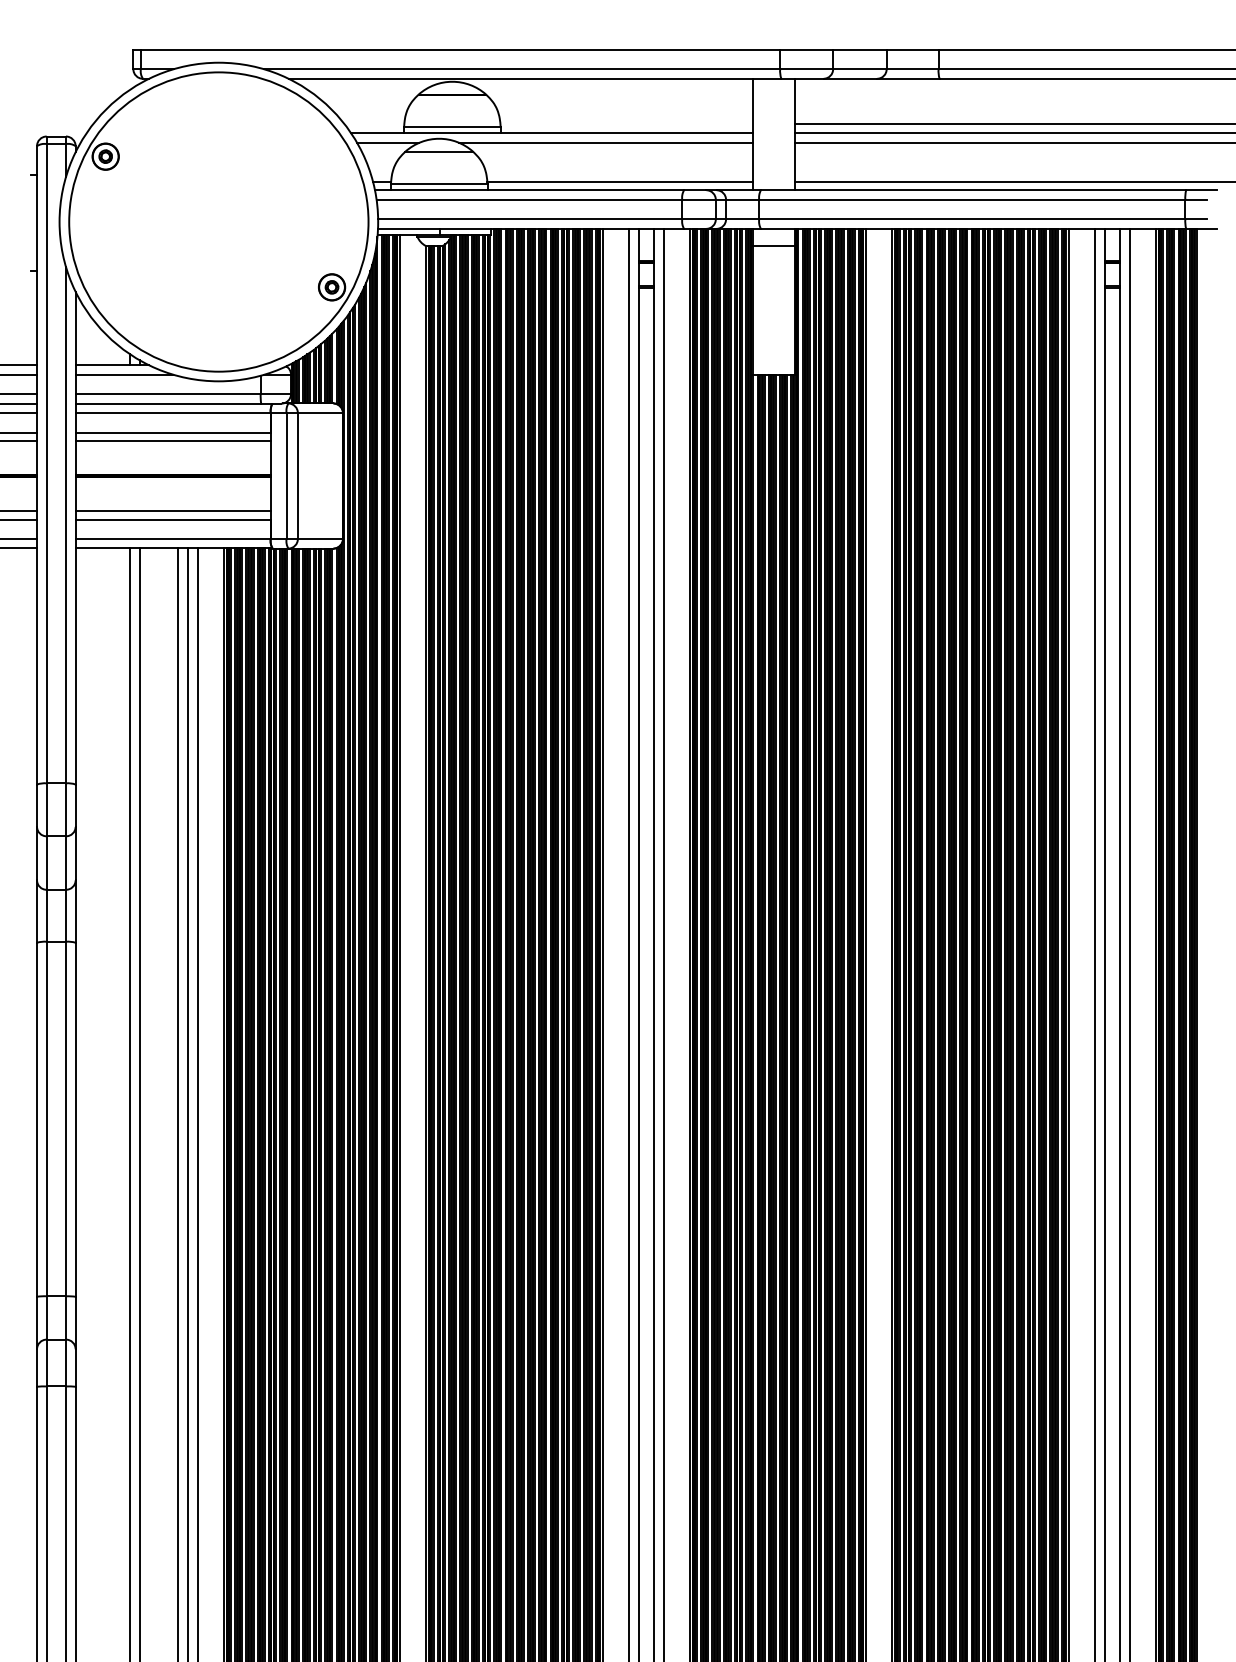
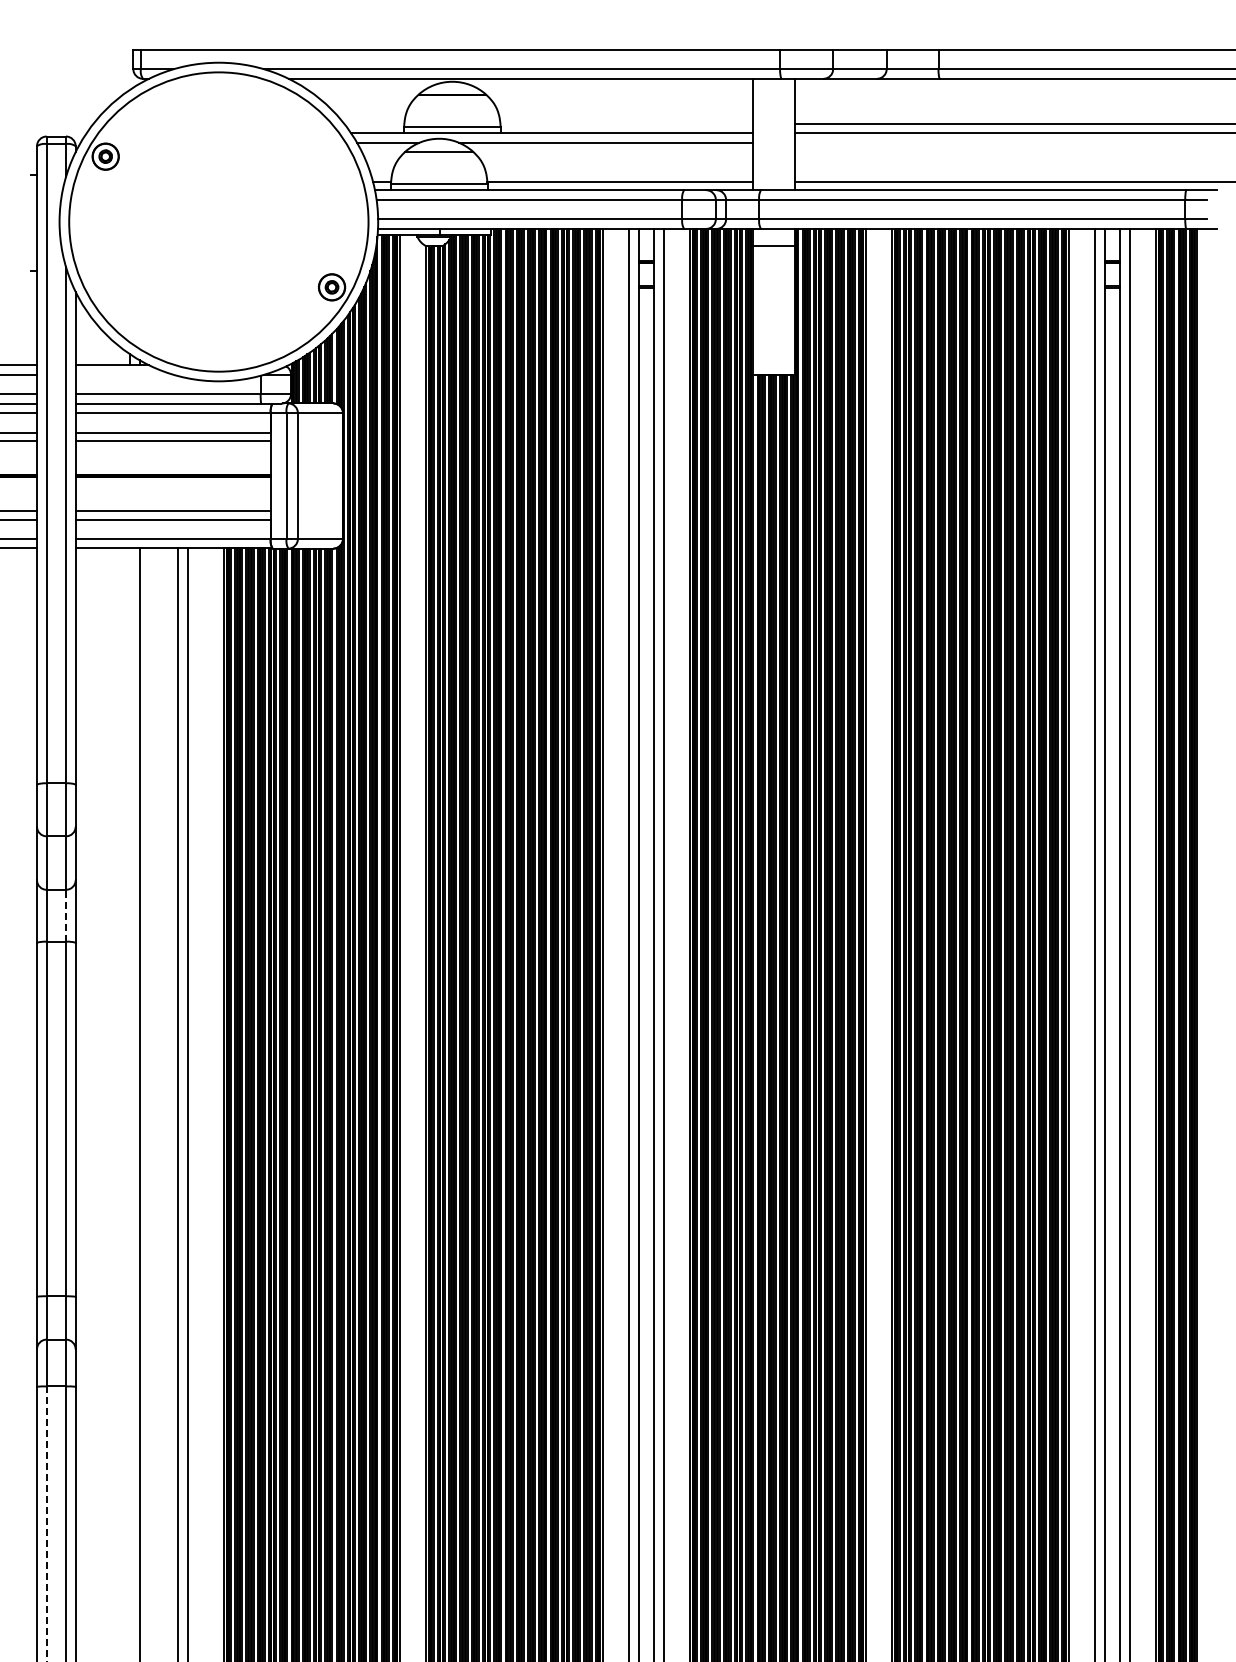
line: present -> none (1013, 142)
line: present -> none (124, 374)
line: solid -> dashed (66, 915)
line: present -> none (130, 1103)
line: present -> none (197, 1103)
line: solid -> dashed (46, 1524)
